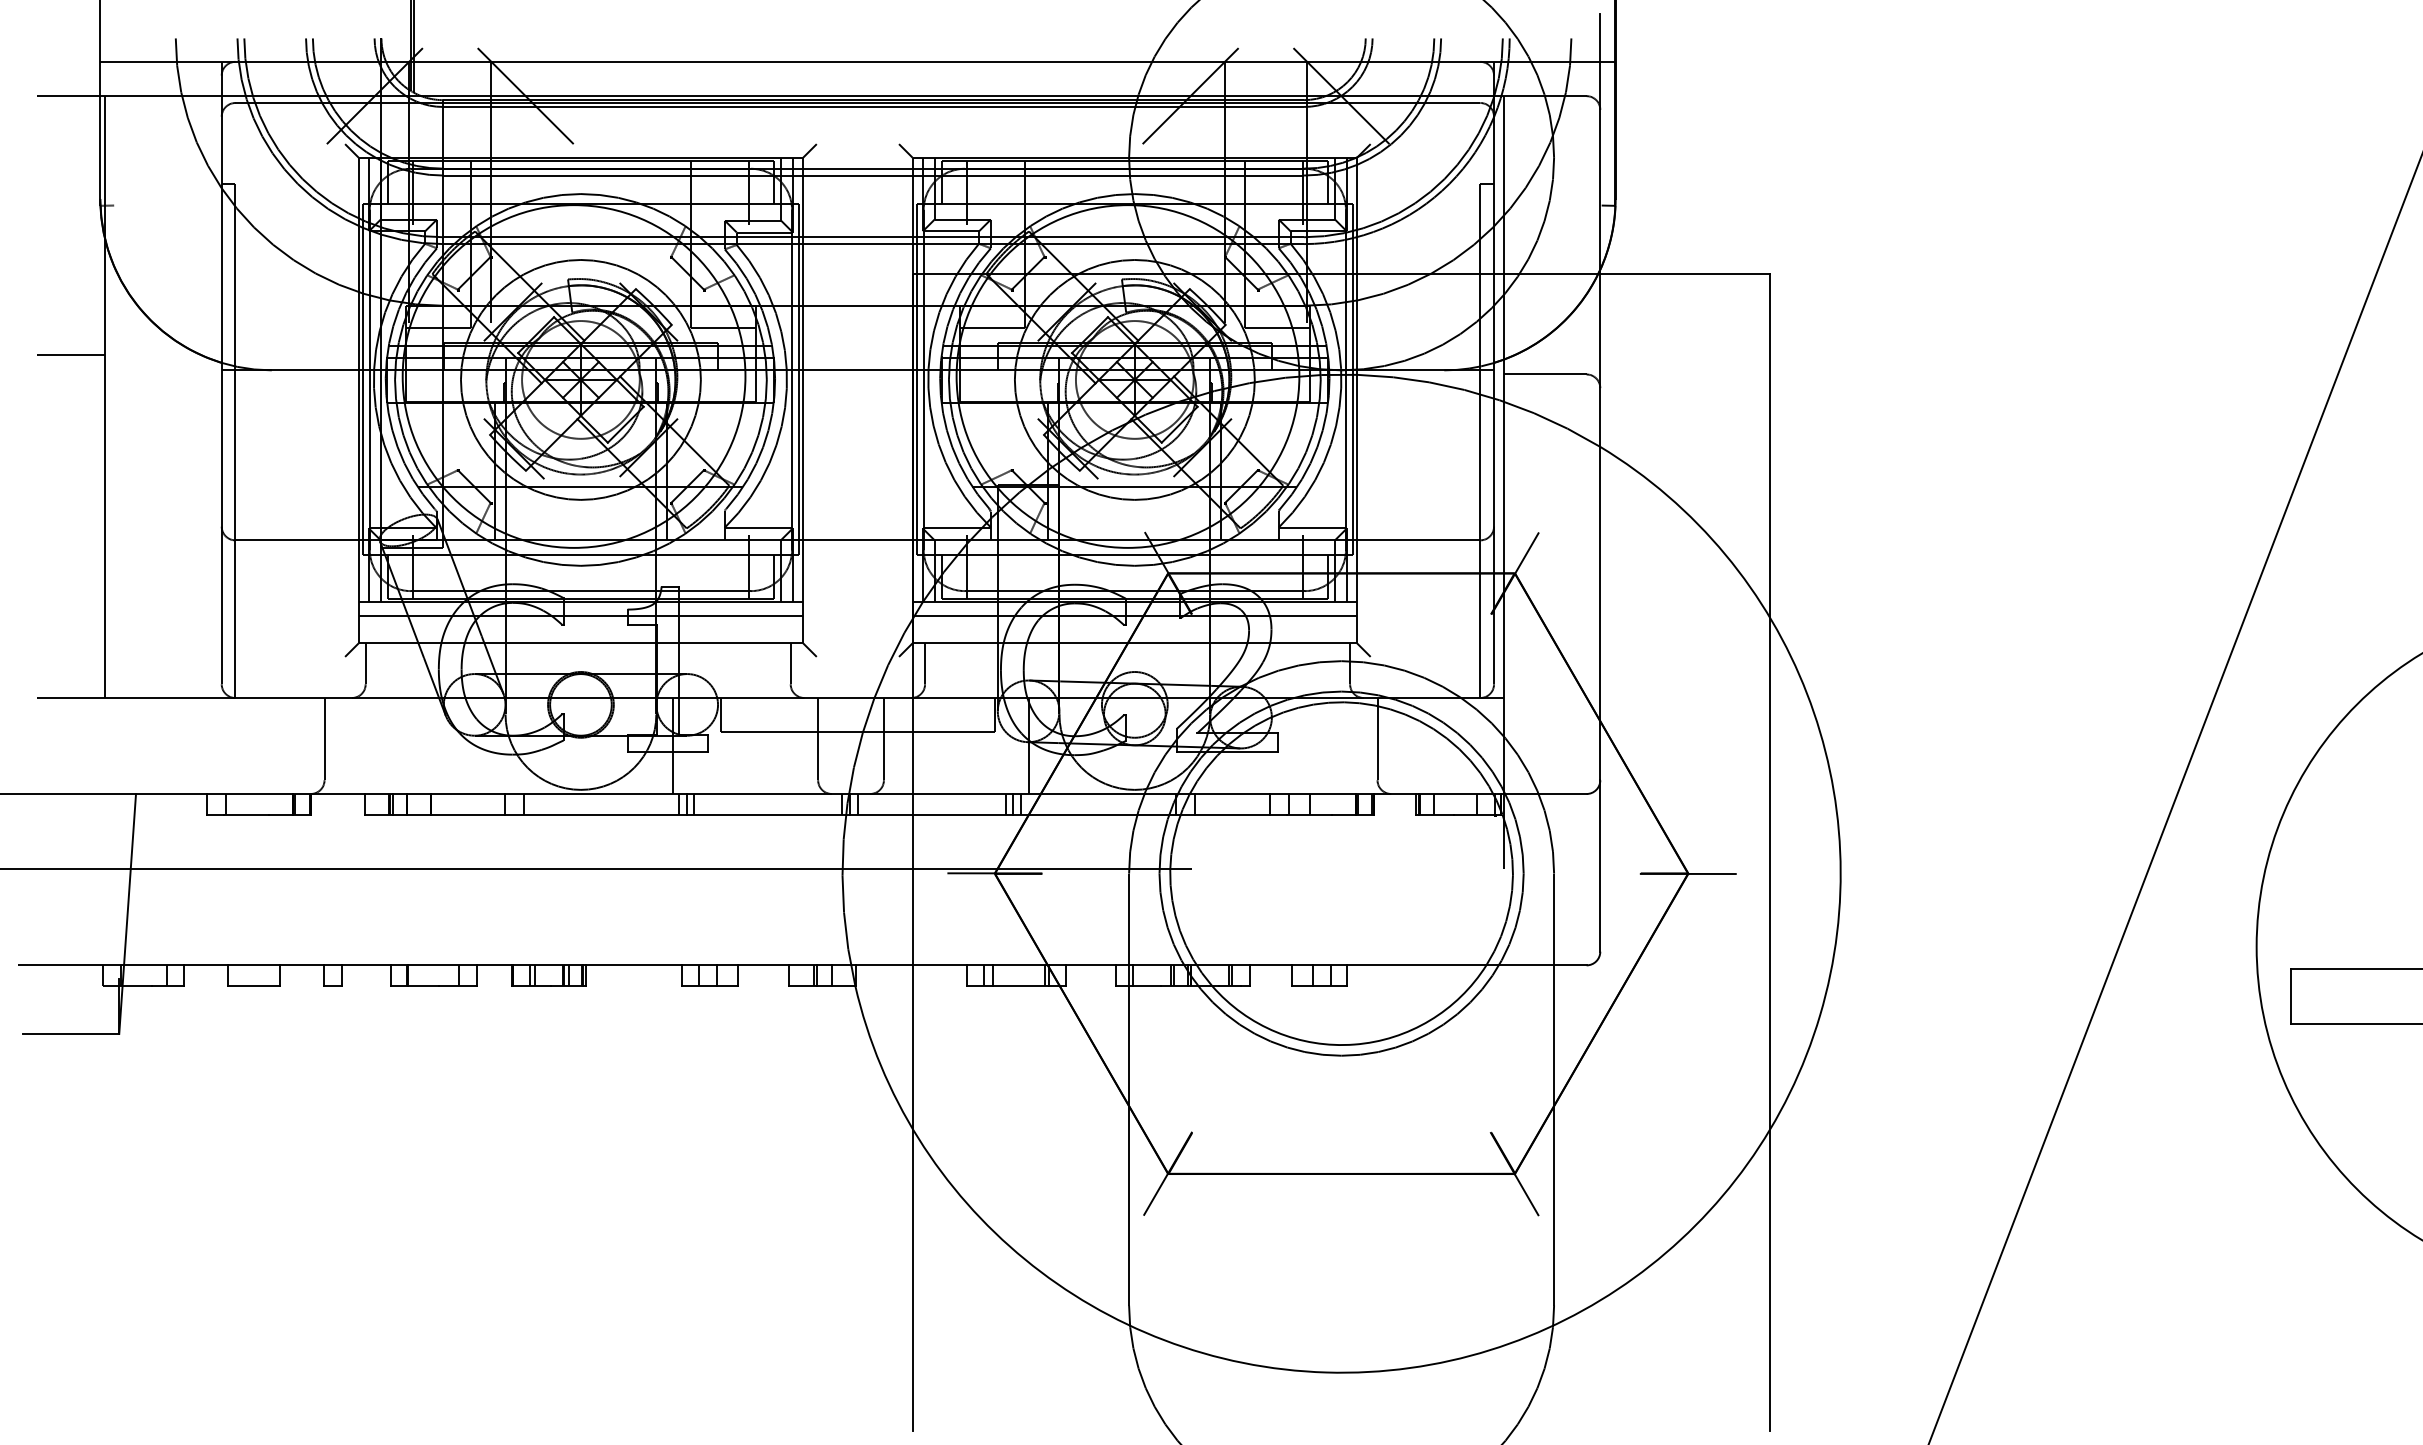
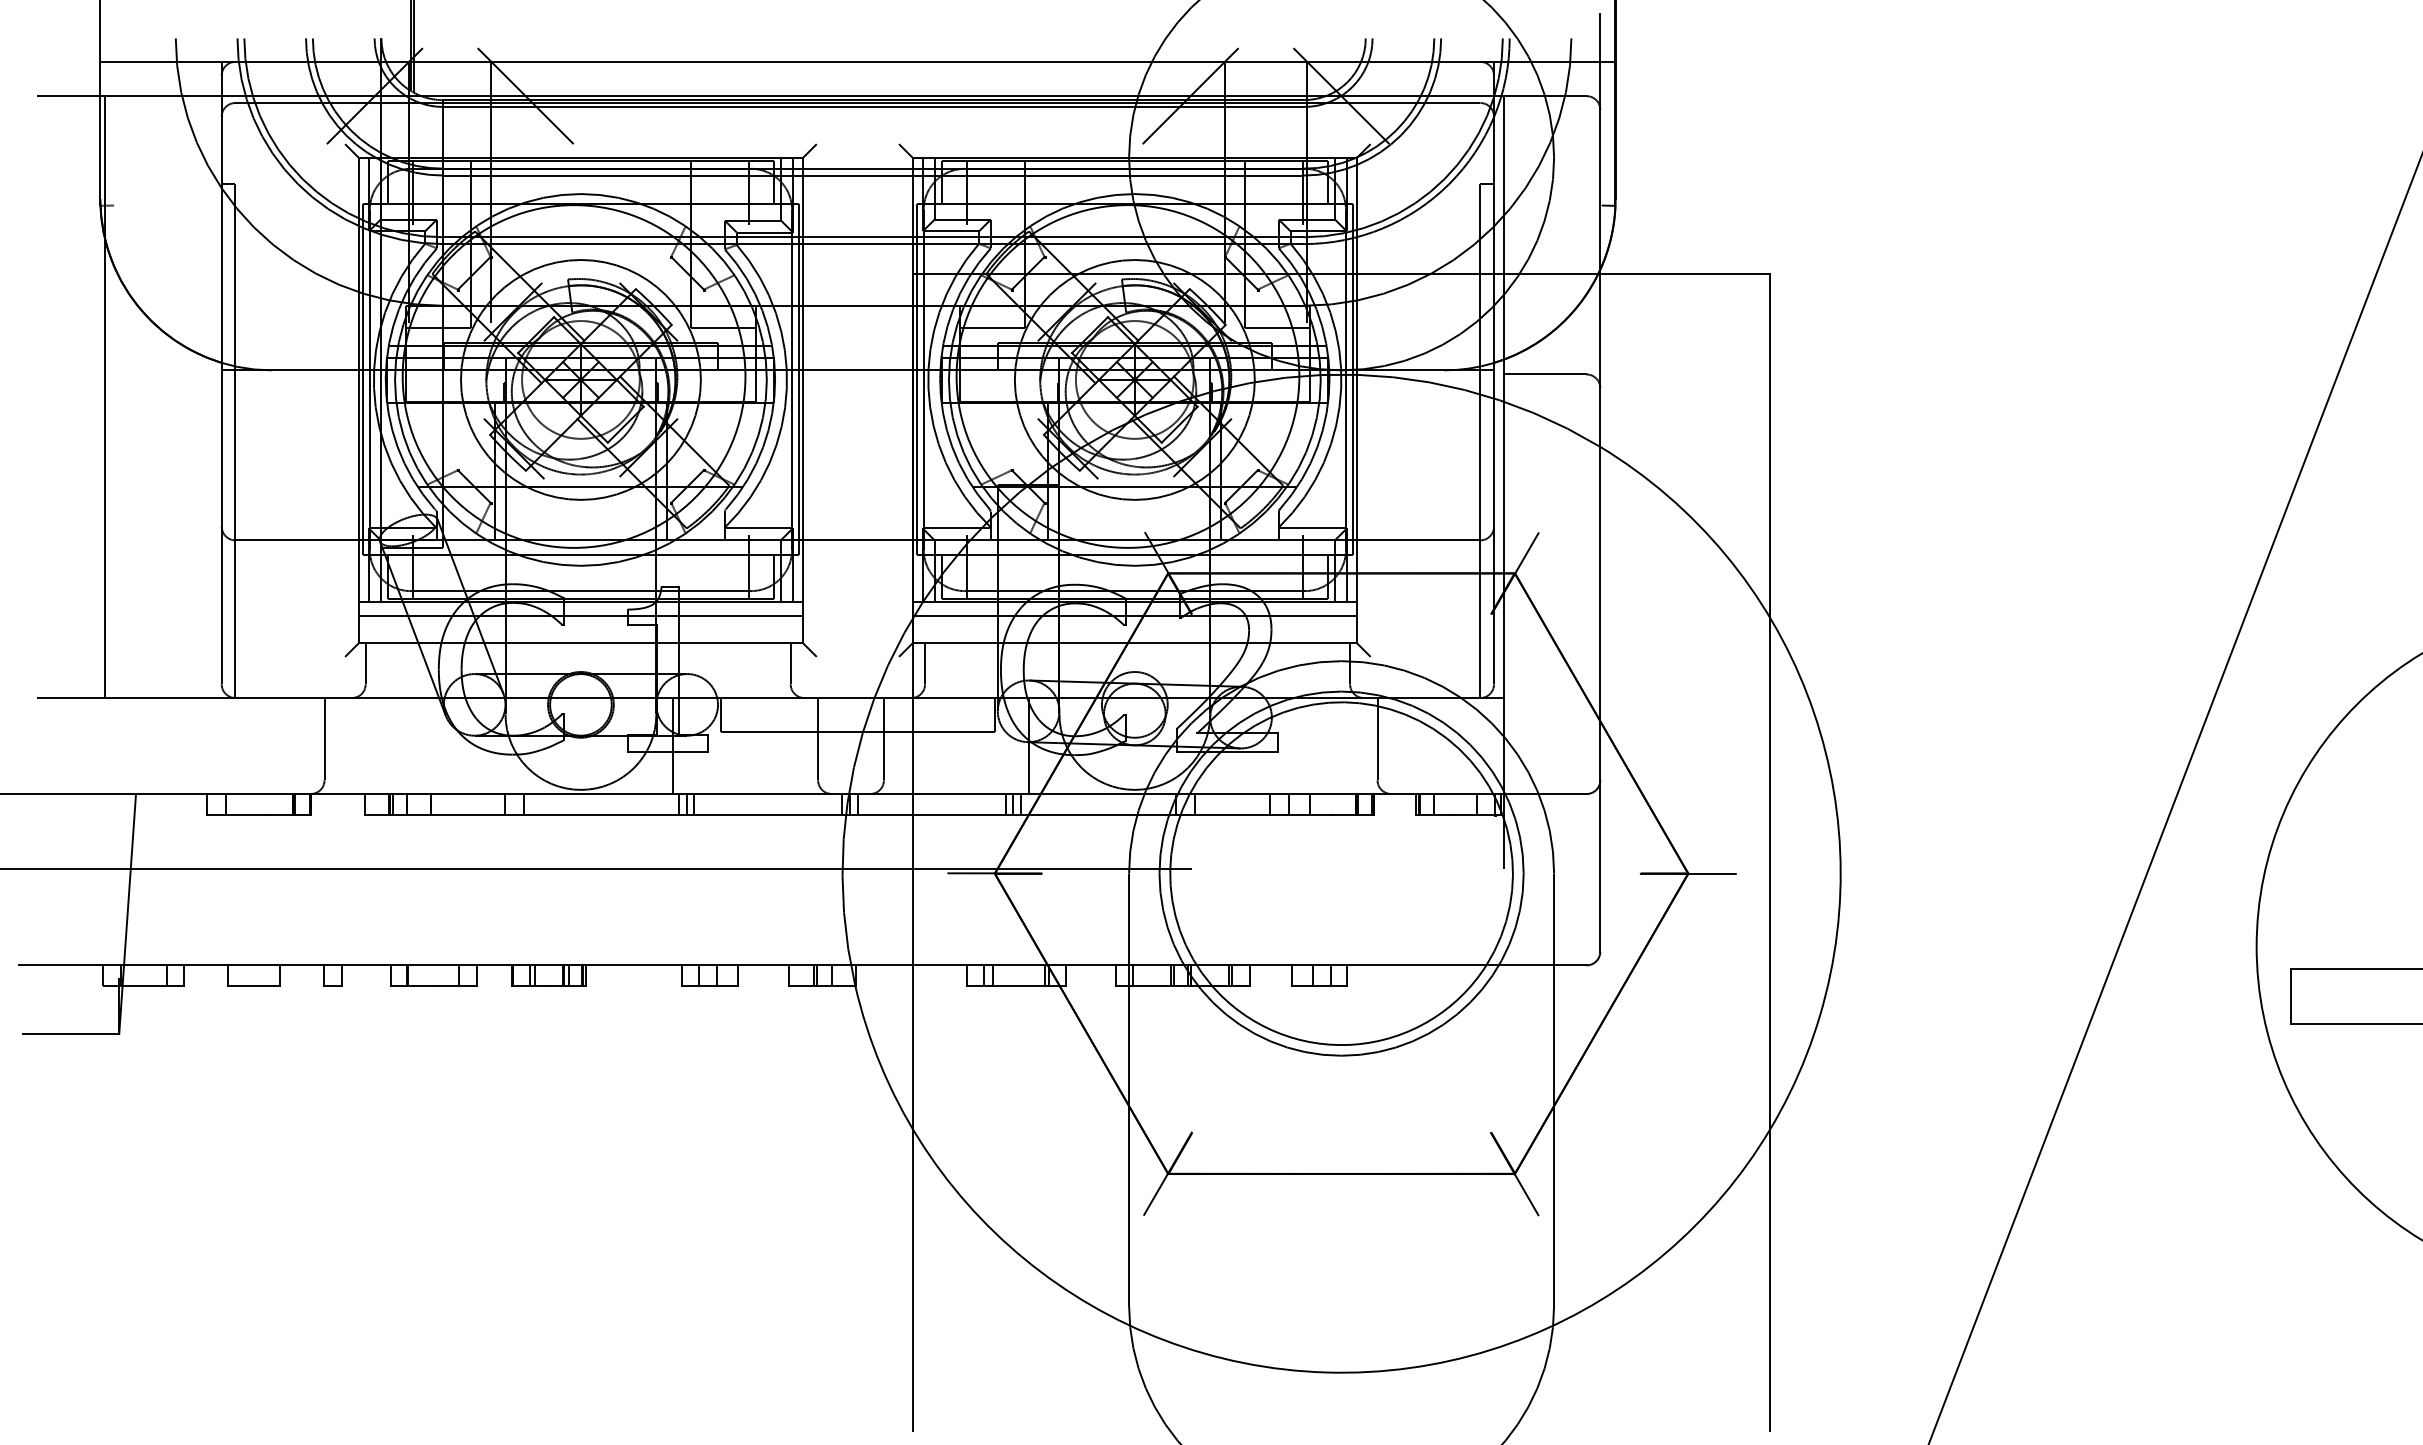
line: present -> none (70, 355)
